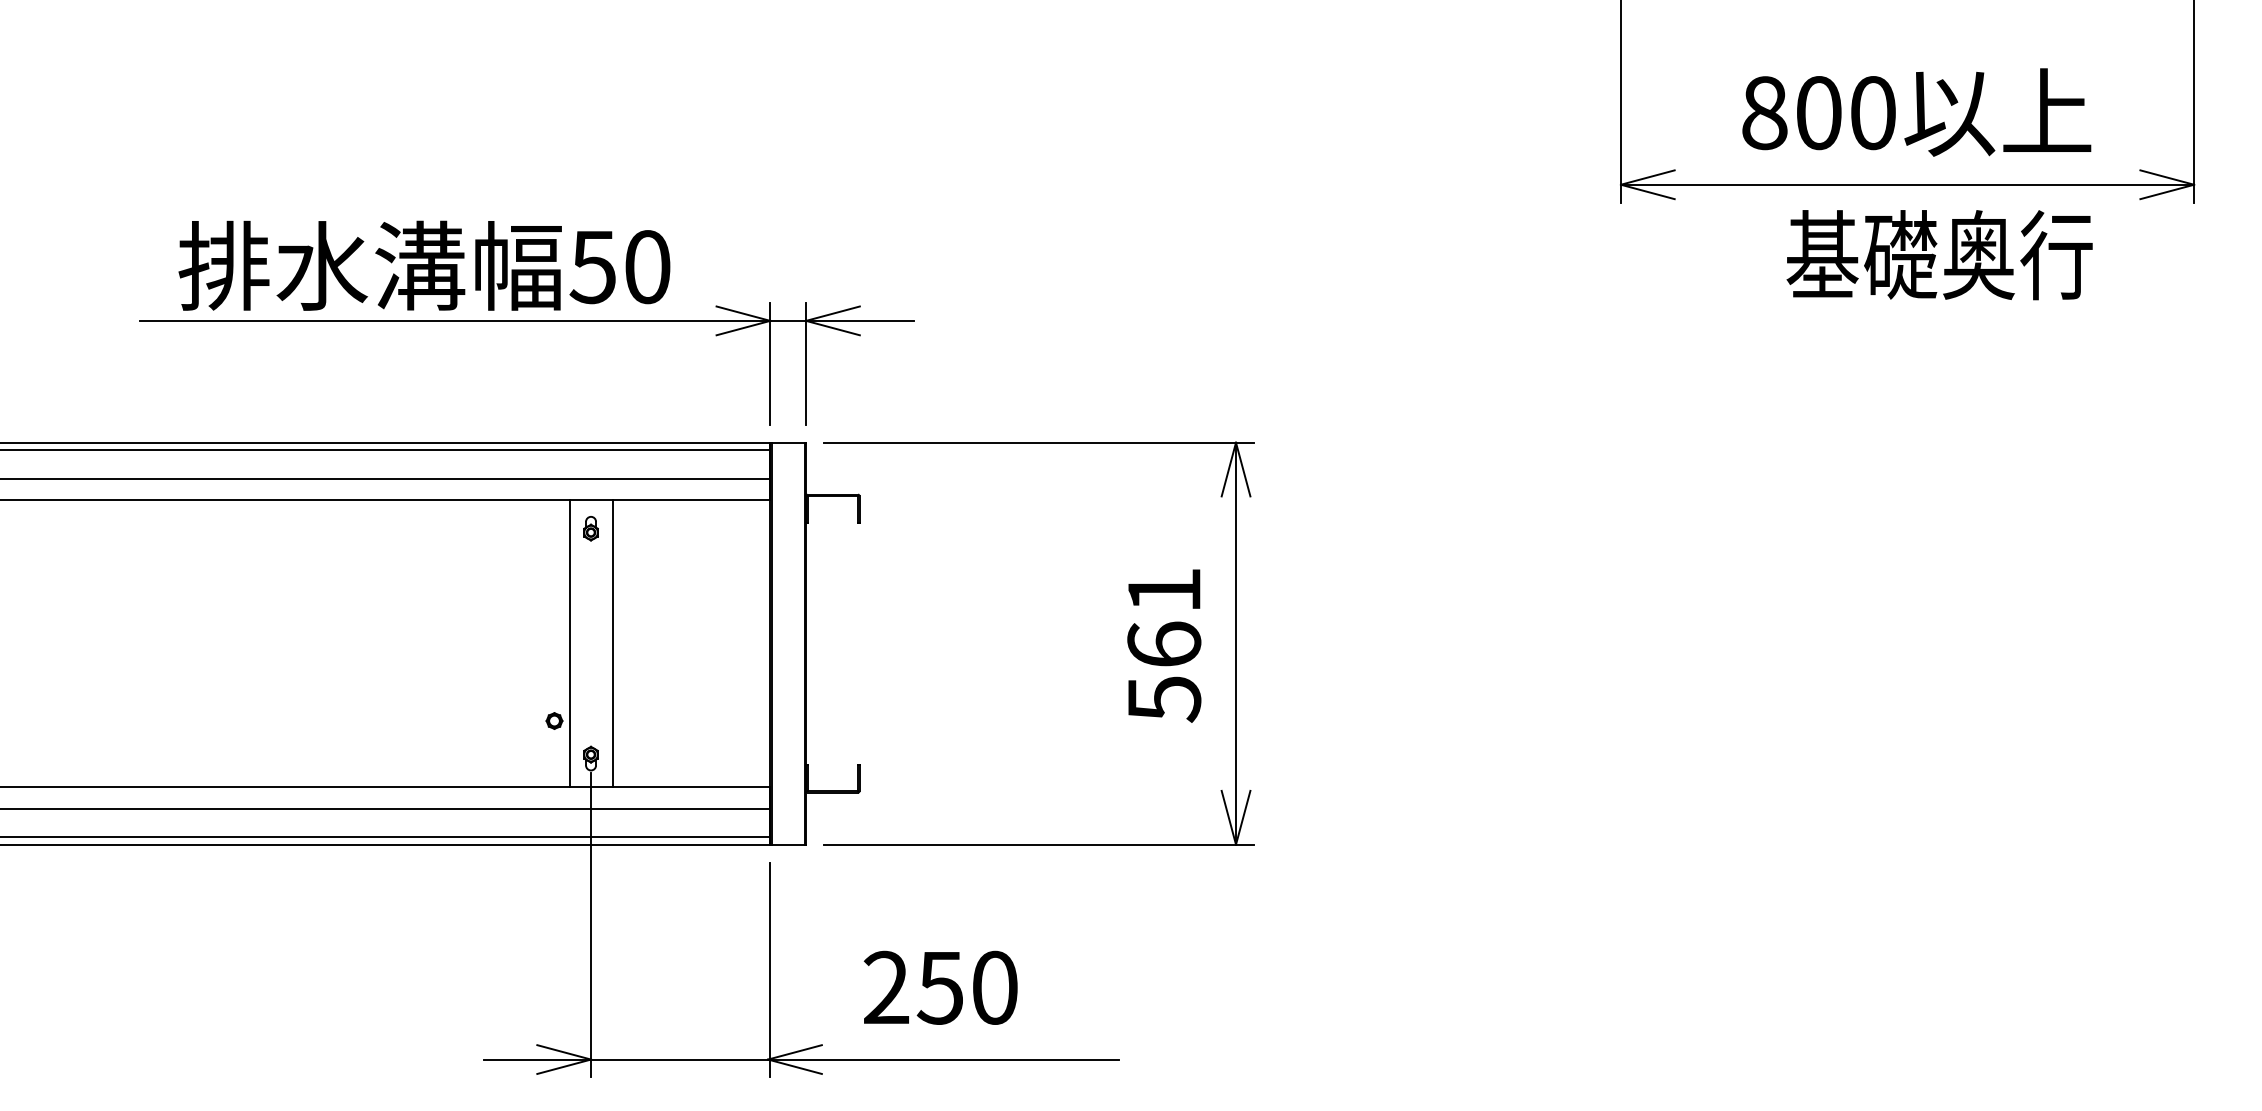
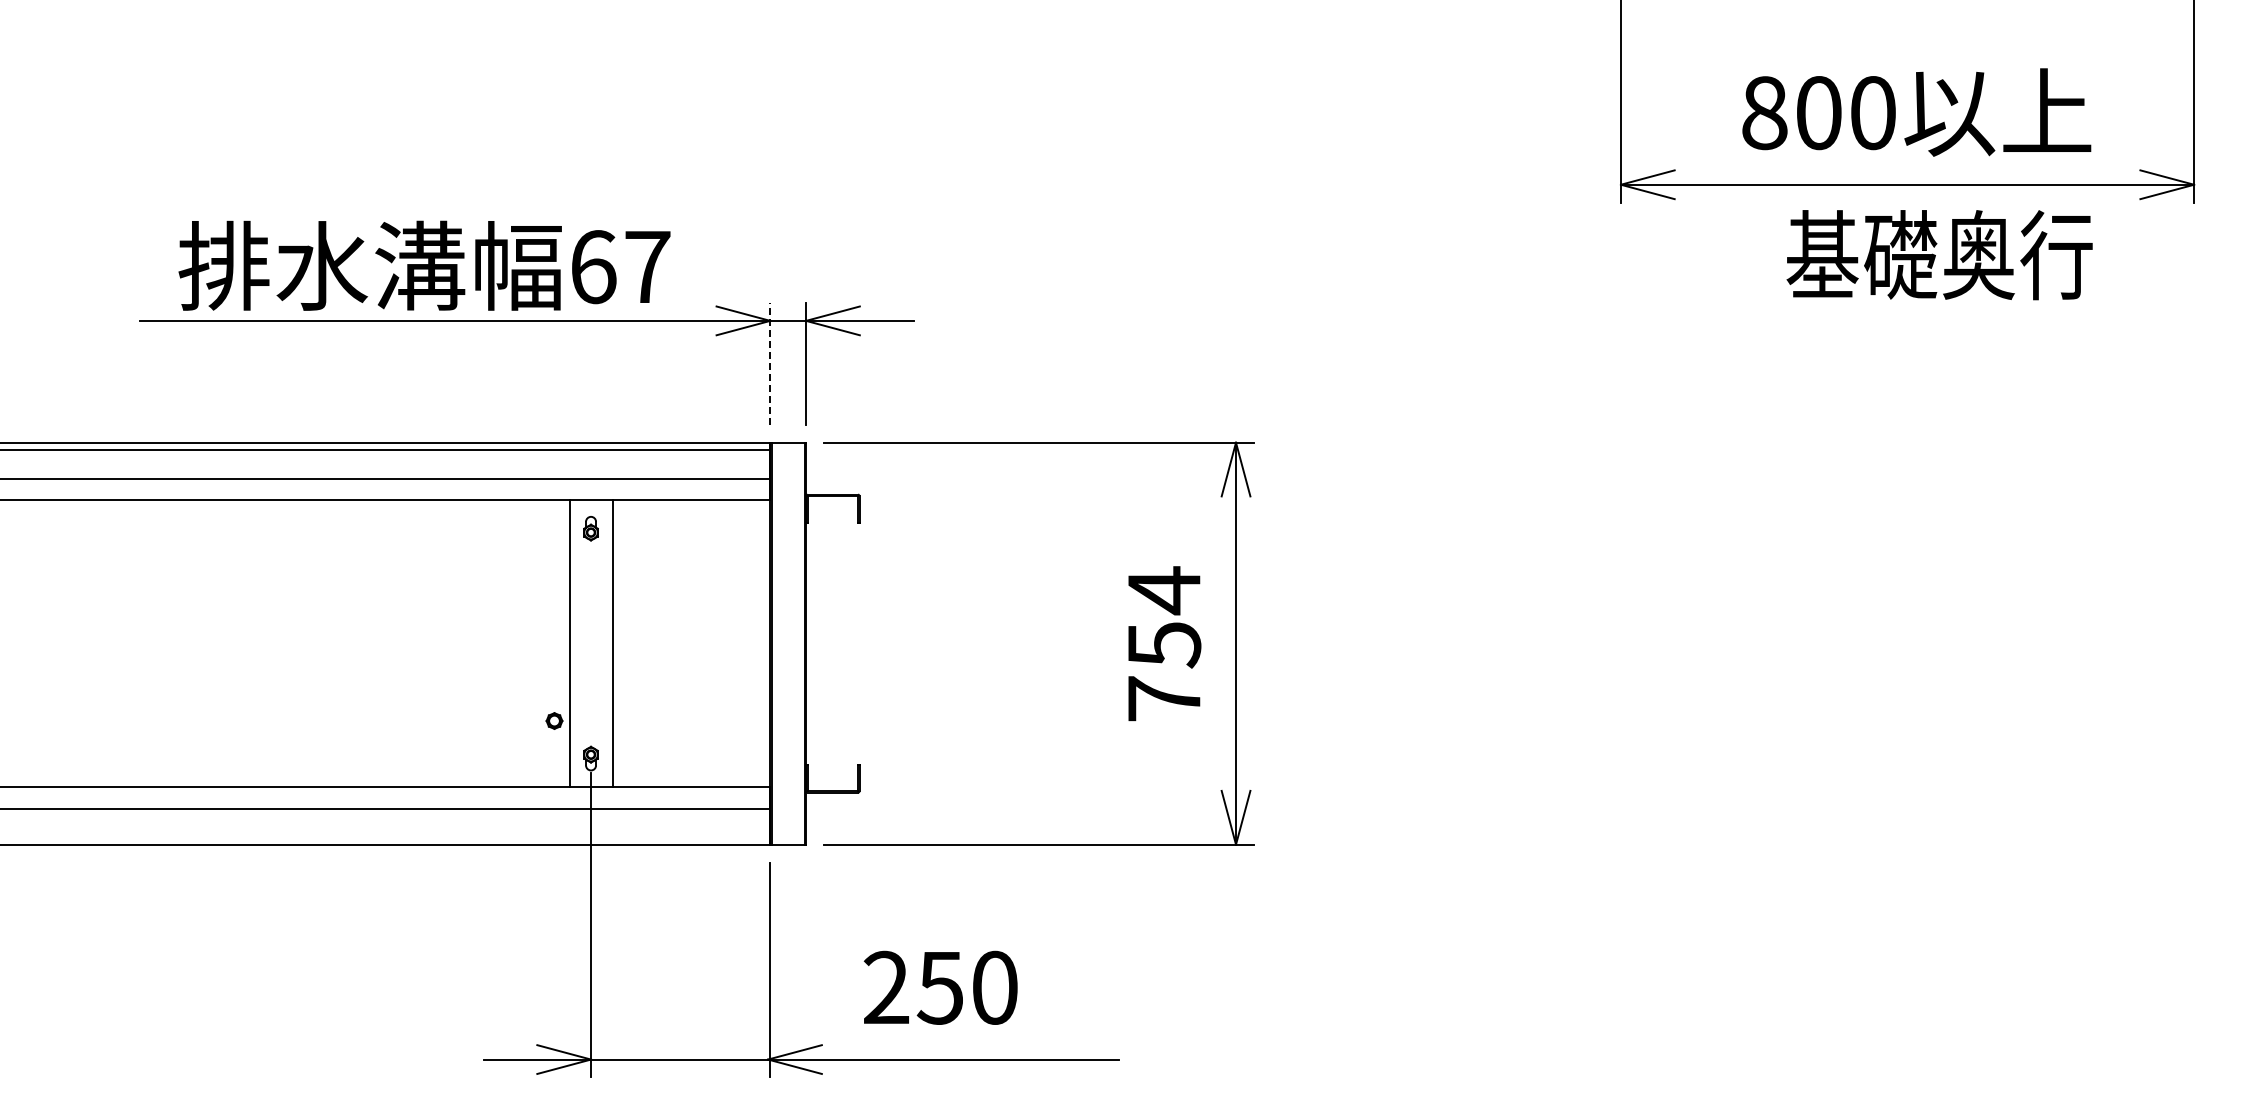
text: 50 -> 67 (619, 267)
line: solid -> dashed (770, 363)
text: 561 -> 754 (1164, 644)
line: present -> none (386, 837)
